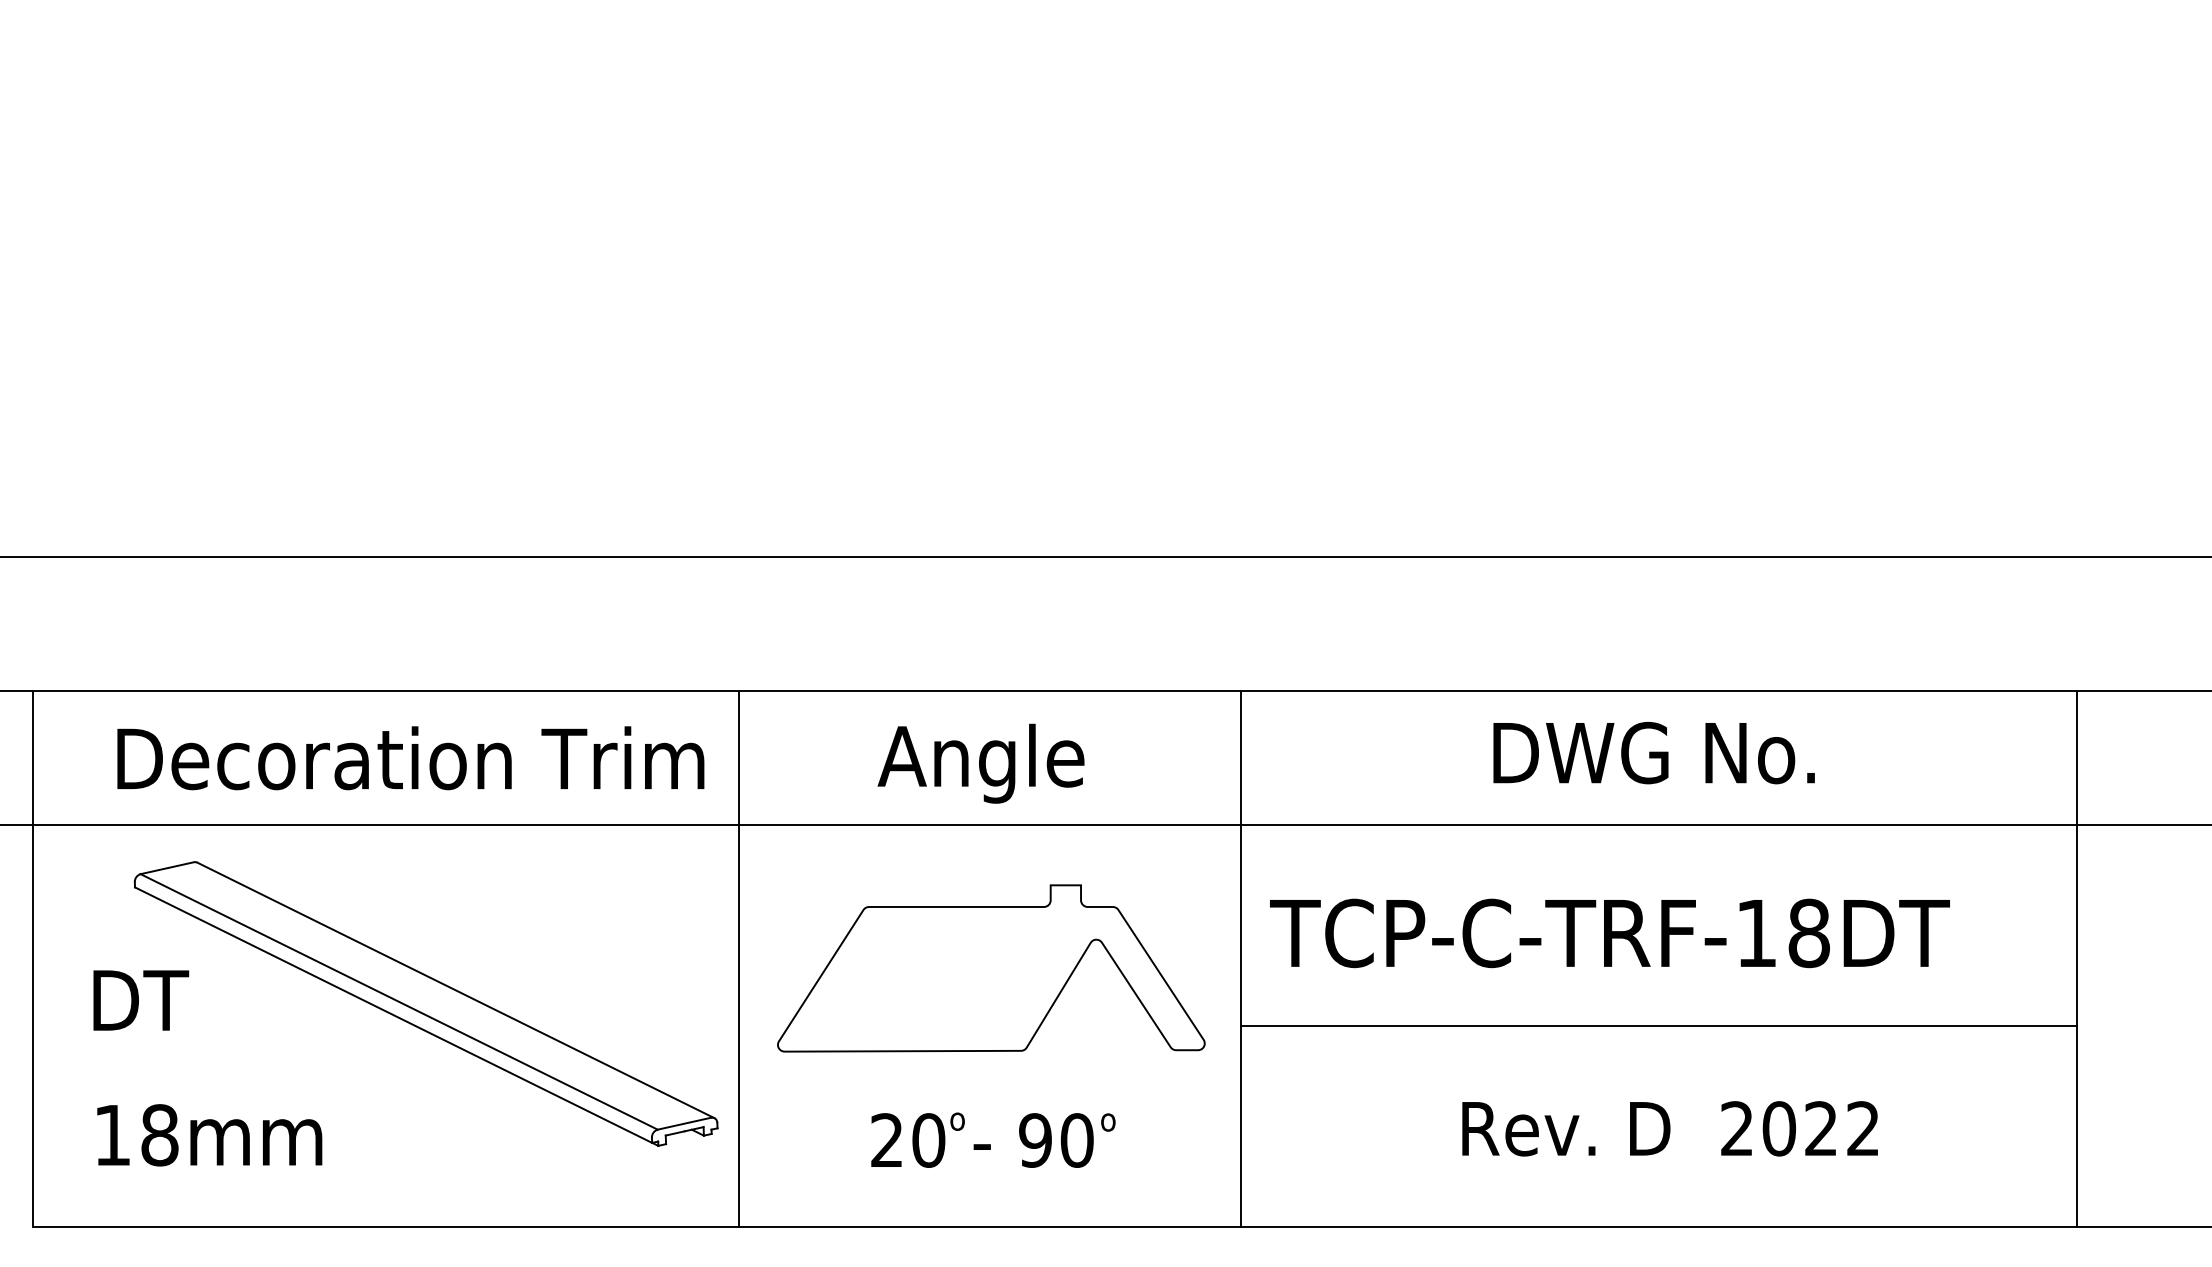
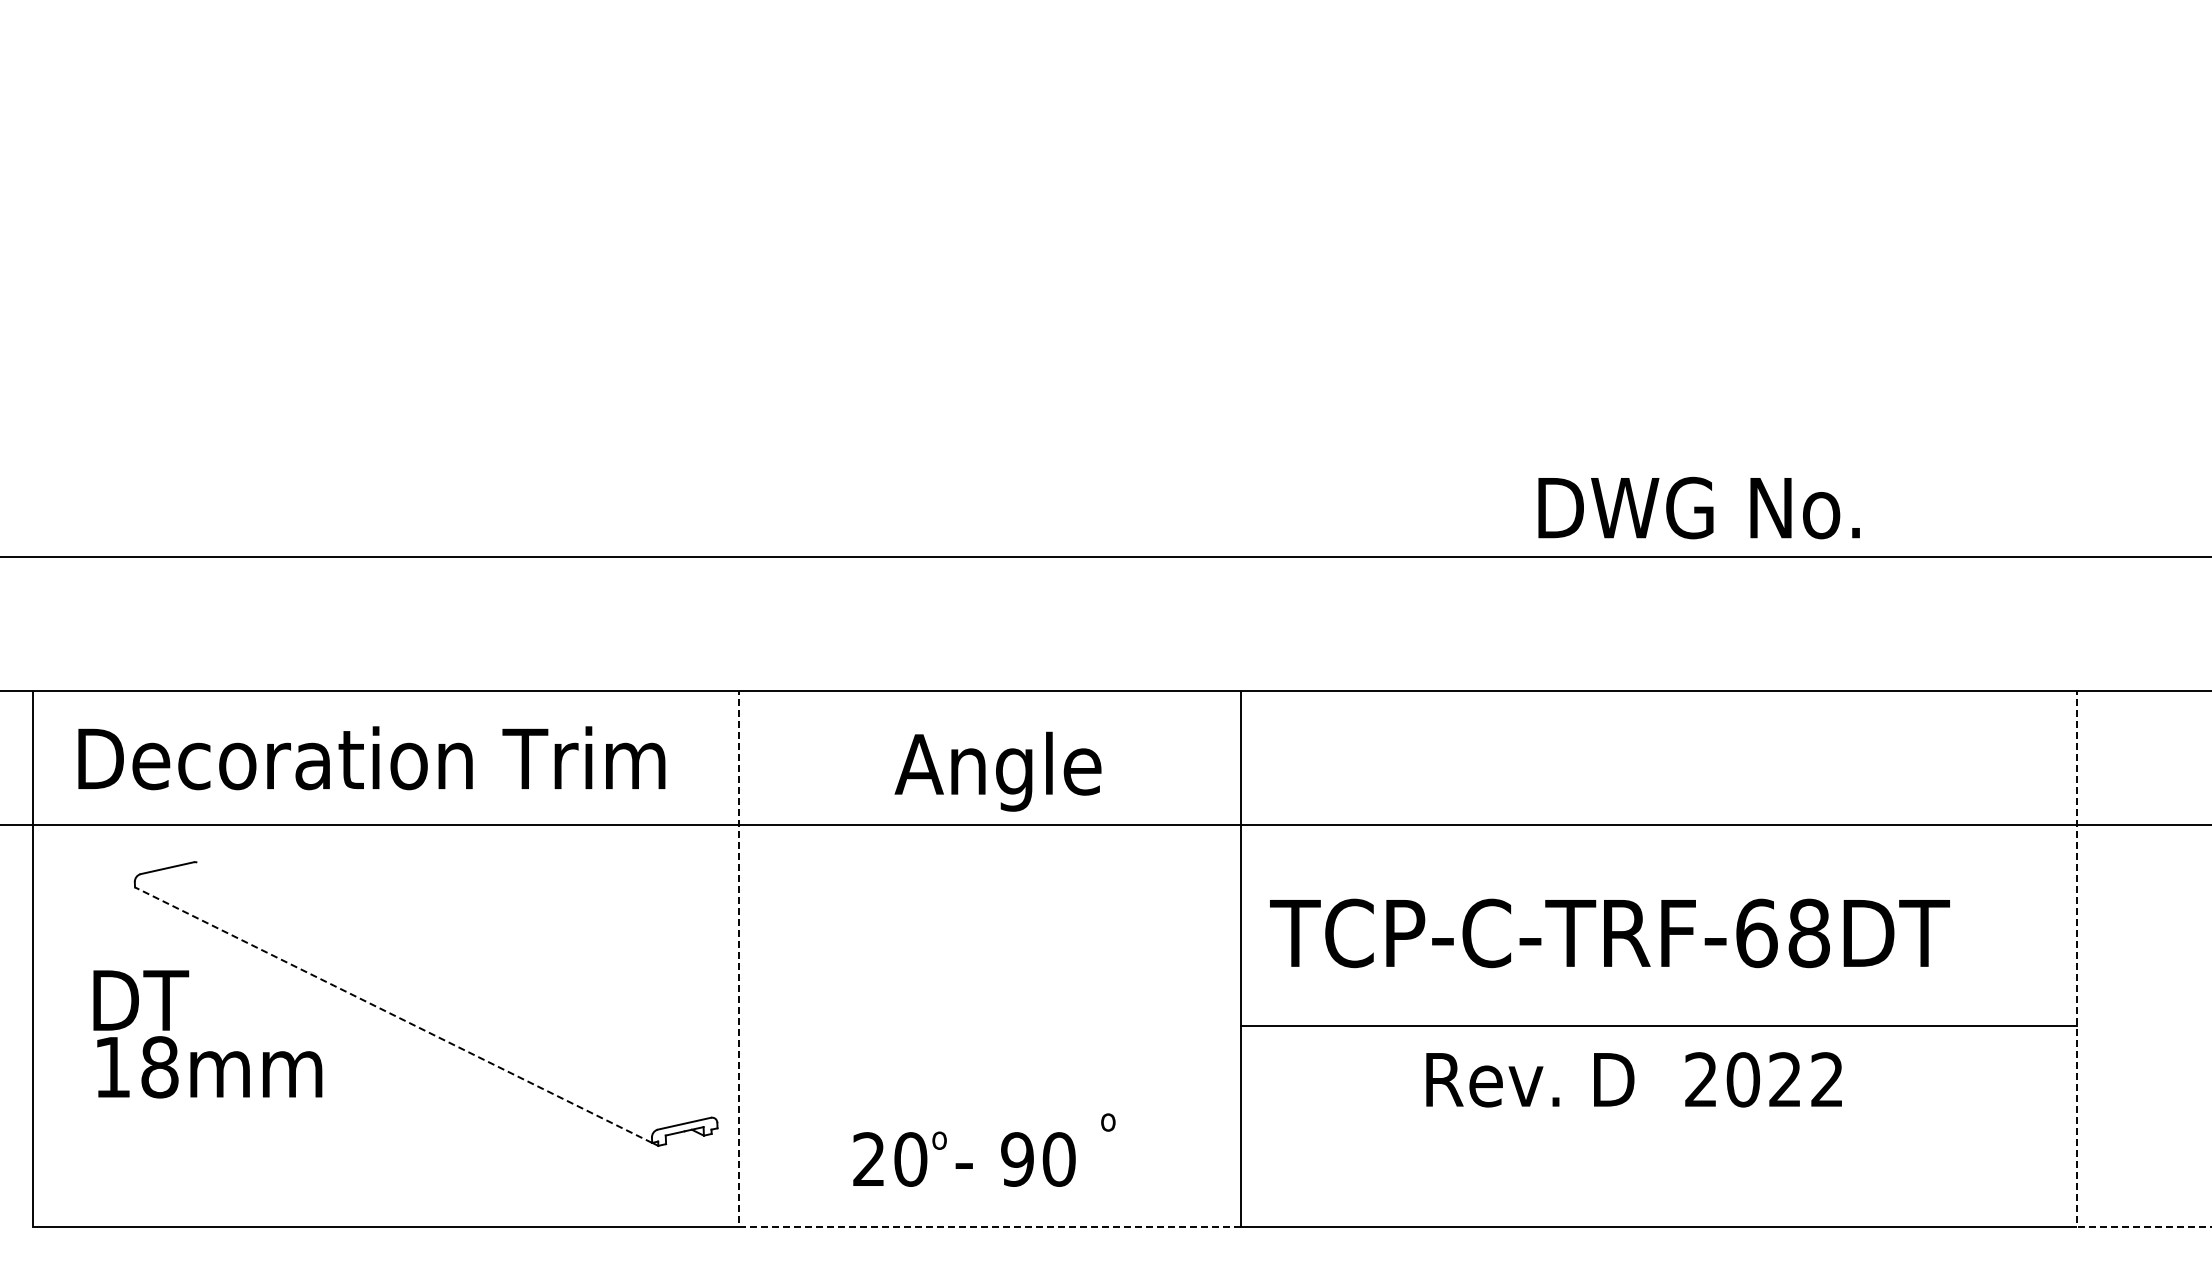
text position: (1653, 752) -> (1698, 507) (1698, 507)
text position: (410, 758) -> (371, 758) (371, 758)
text position: (980, 763) -> (997, 771) (997, 771)
text: TCP-C-TRF-18DT -> TCP-C-TRF-68DT (1756, 933)
part: present -> none (991, 968)
line: present -> none (455, 990)
line: present -> none (398, 1001)
line: solid -> dashed (393, 1014)
line: solid -> dashed (2077, 1026)
text position: (1669, 1128) -> (1633, 1079) (1633, 1079)
text position: (209, 1135) -> (209, 1067) (209, 1067)
text position: (982, 1139) -> (964, 1158) (964, 1158)
line: solid -> dashed (738, 1210)
